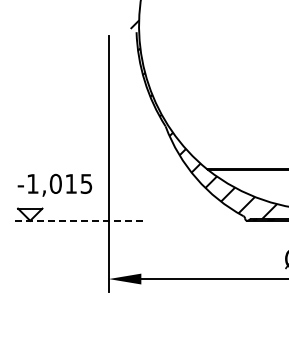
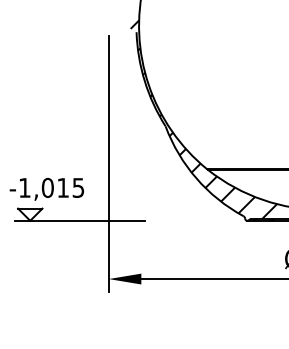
text position: (54, 184) -> (46, 188) (46, 188)
line: dashed -> solid (80, 220)
